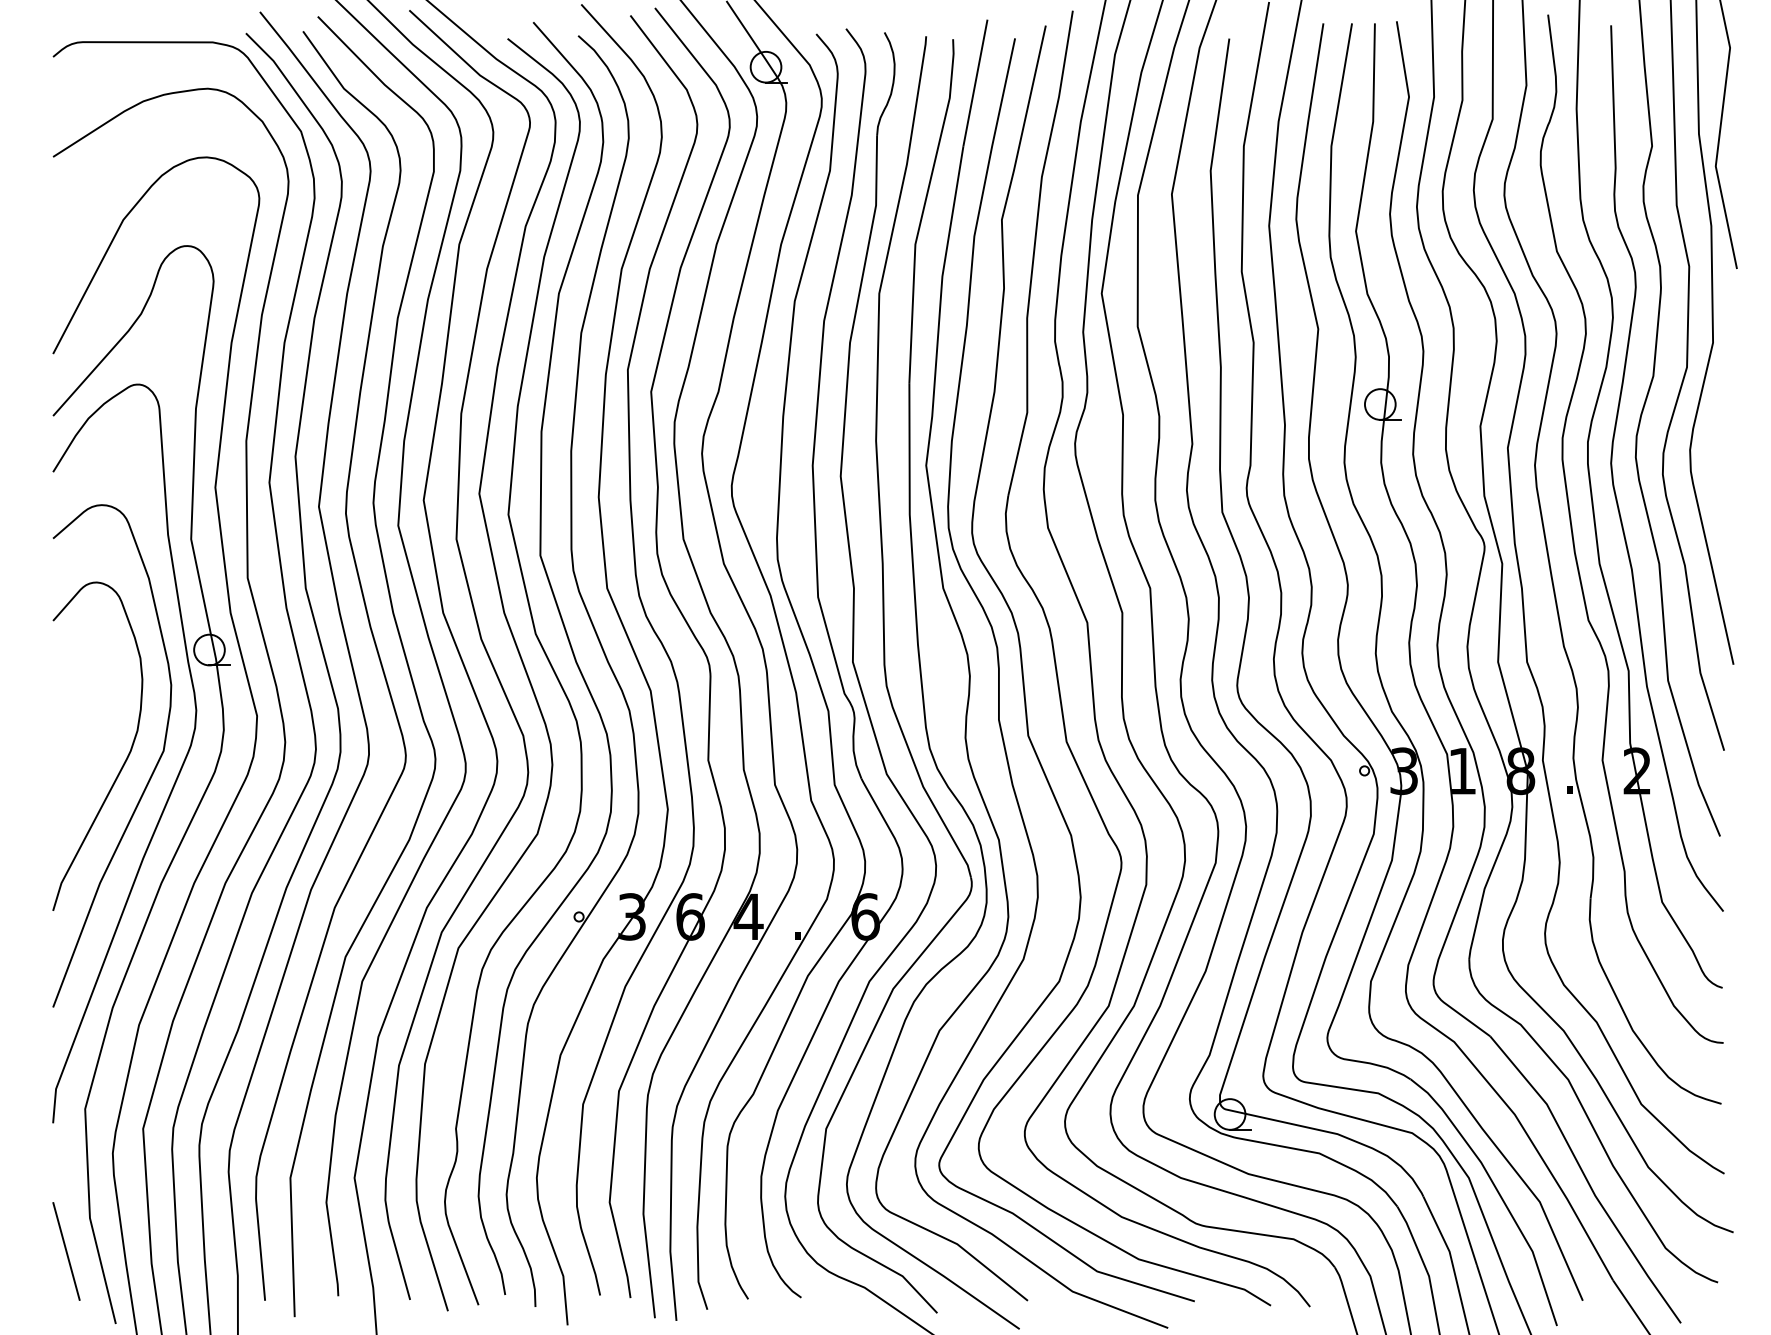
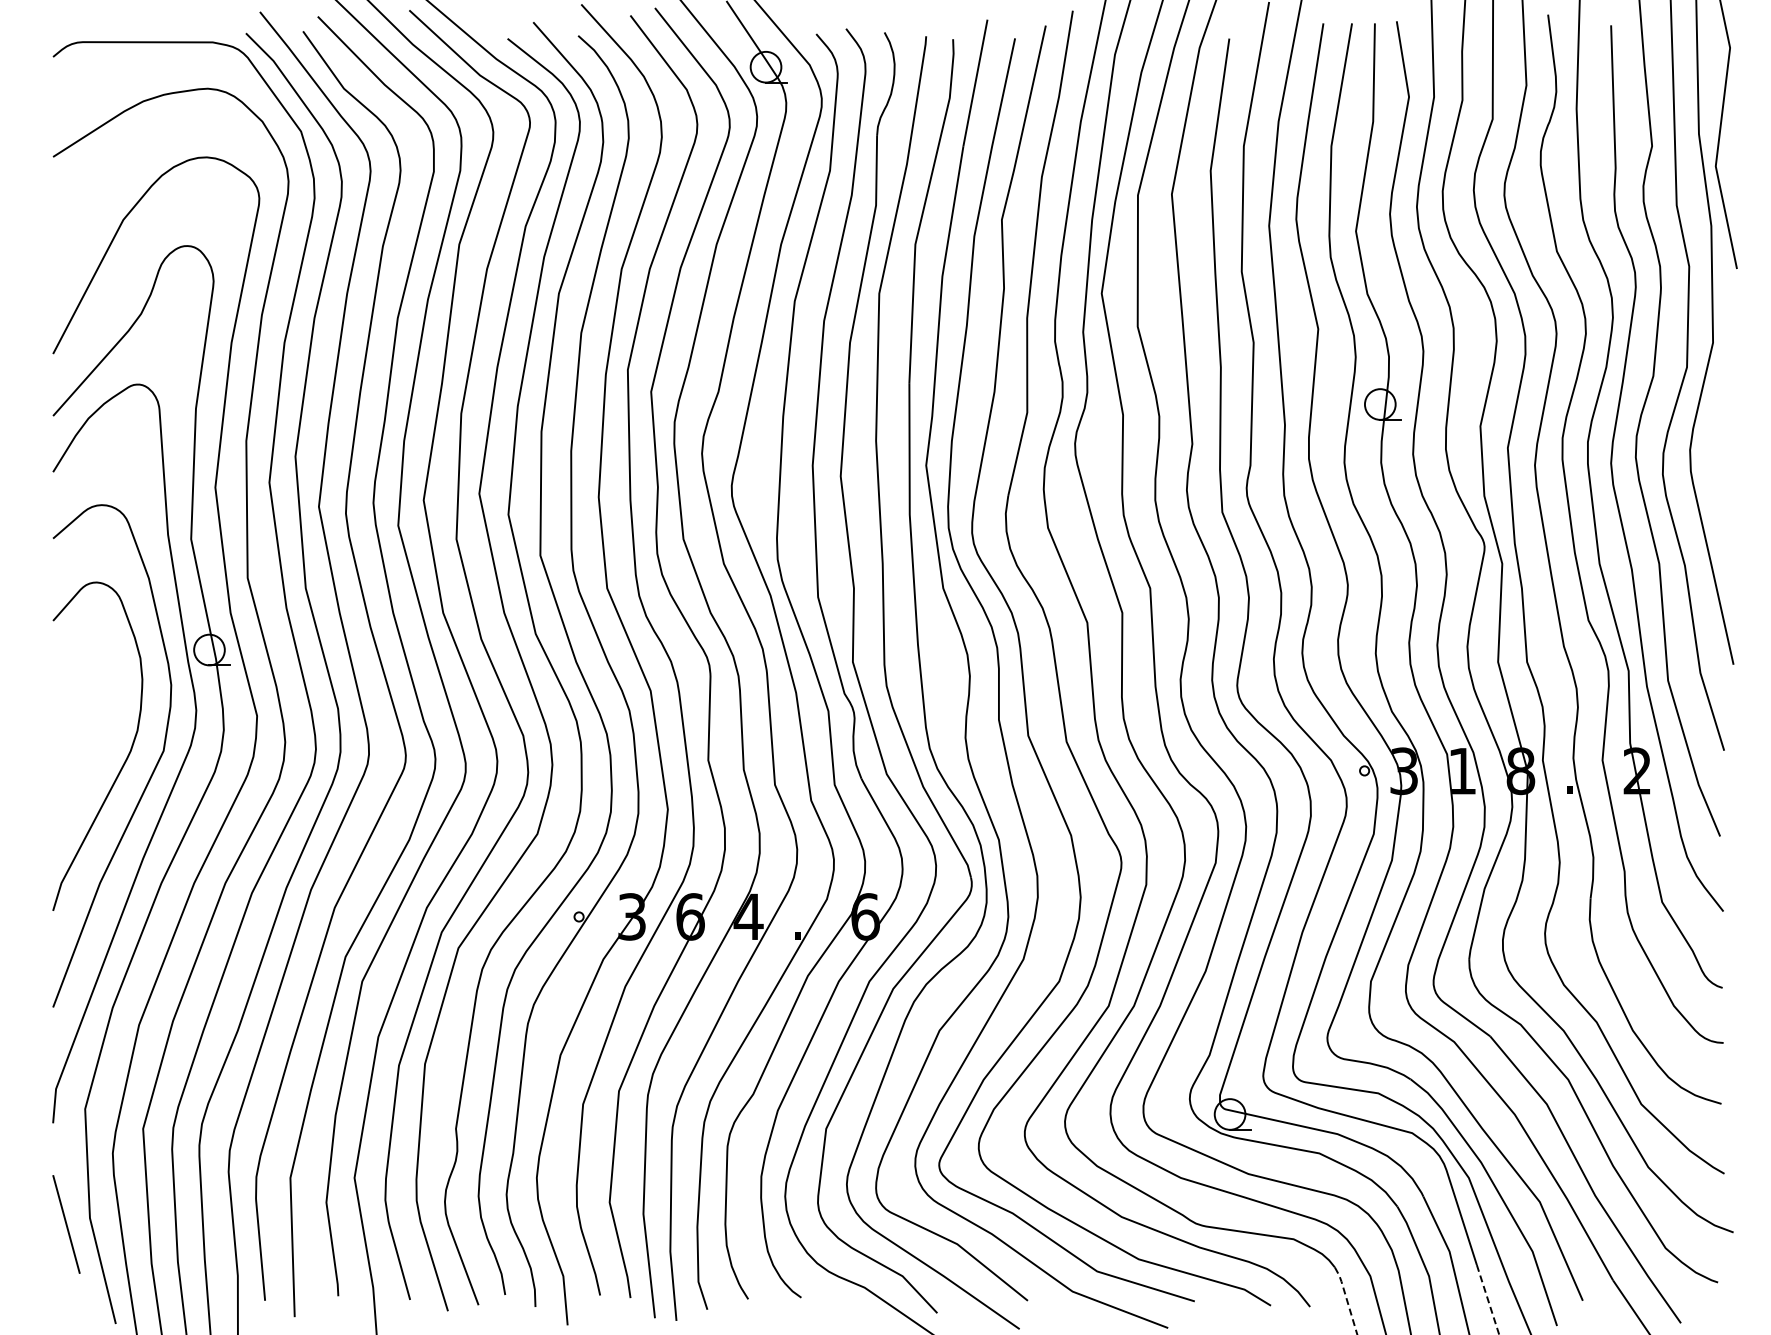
line position: (66, 1251) -> (66, 1224) (66, 1224)
line: solid -> dashed (1346, 1298)
line: solid -> dashed (1488, 1300)
